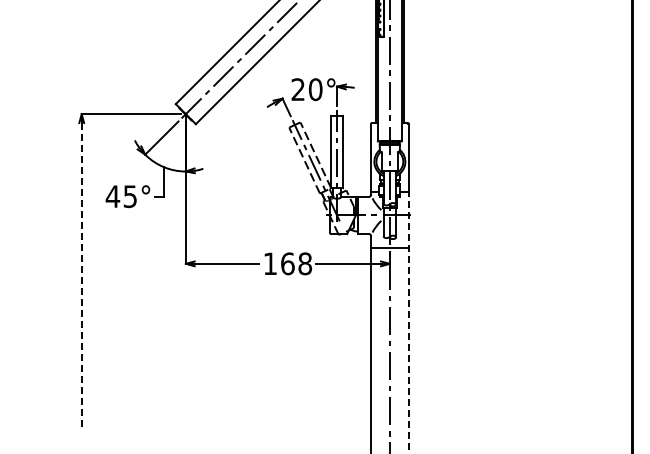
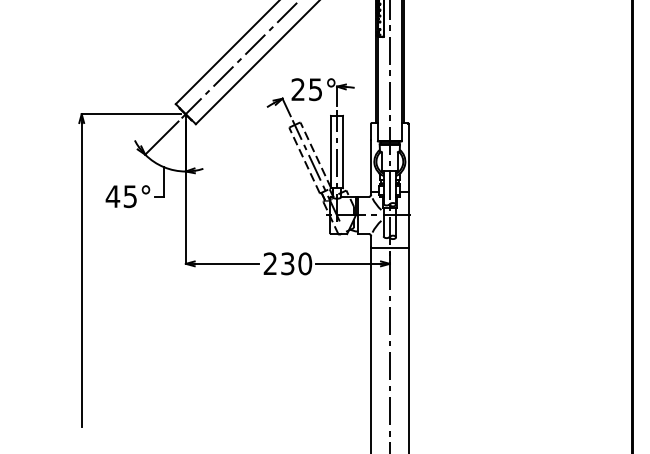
text: 20° -> 25° (315, 89)
text: 168 -> 230 (287, 263)
line: dashed -> solid (81, 274)
line: dashed -> solid (408, 322)
